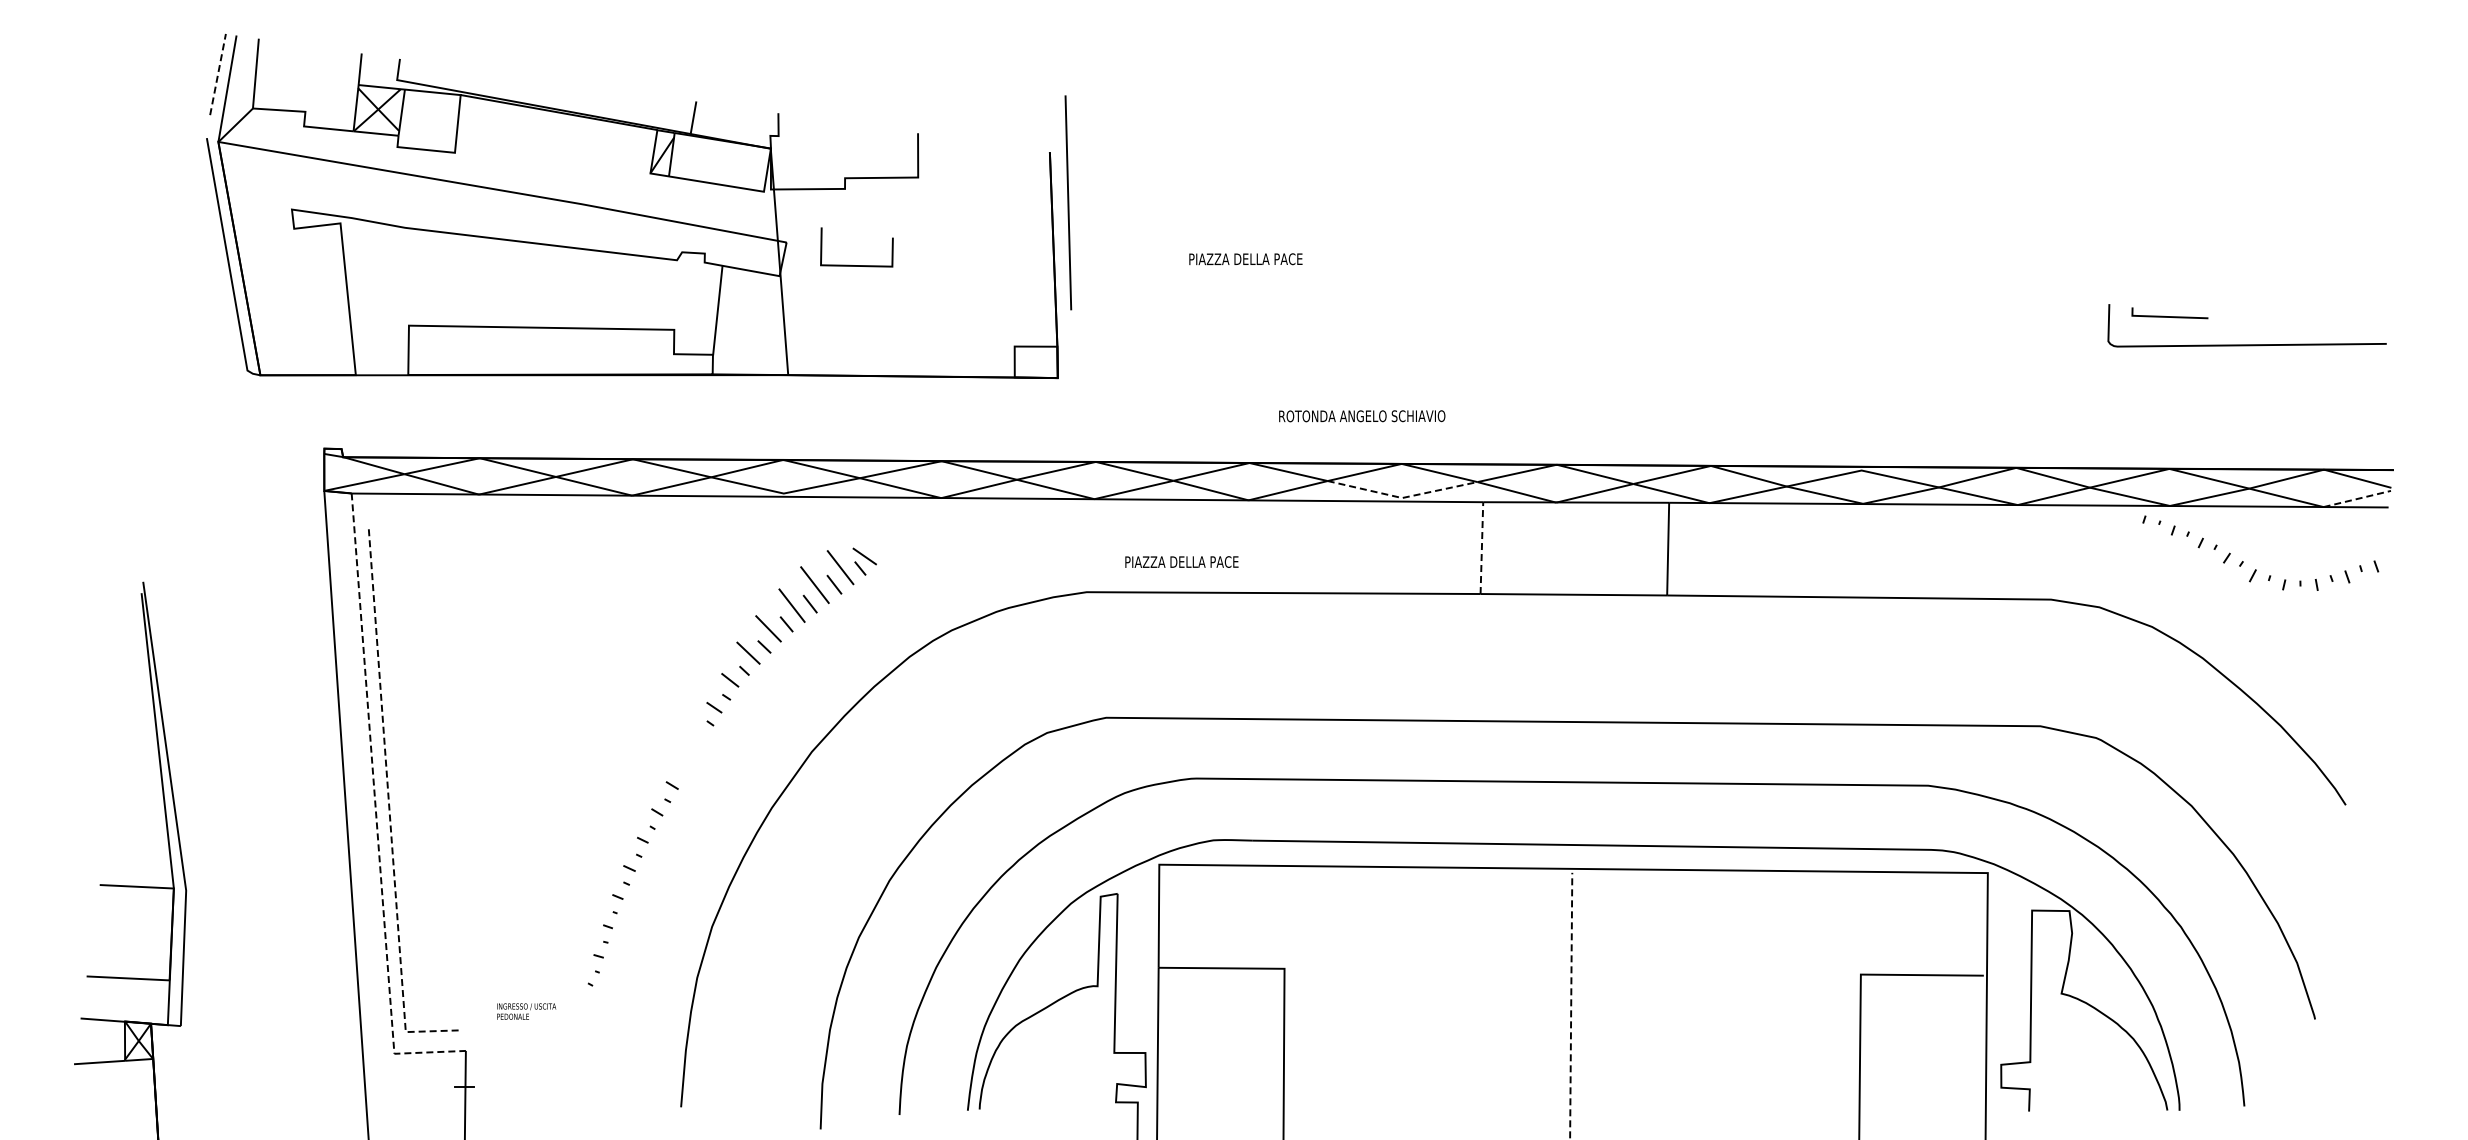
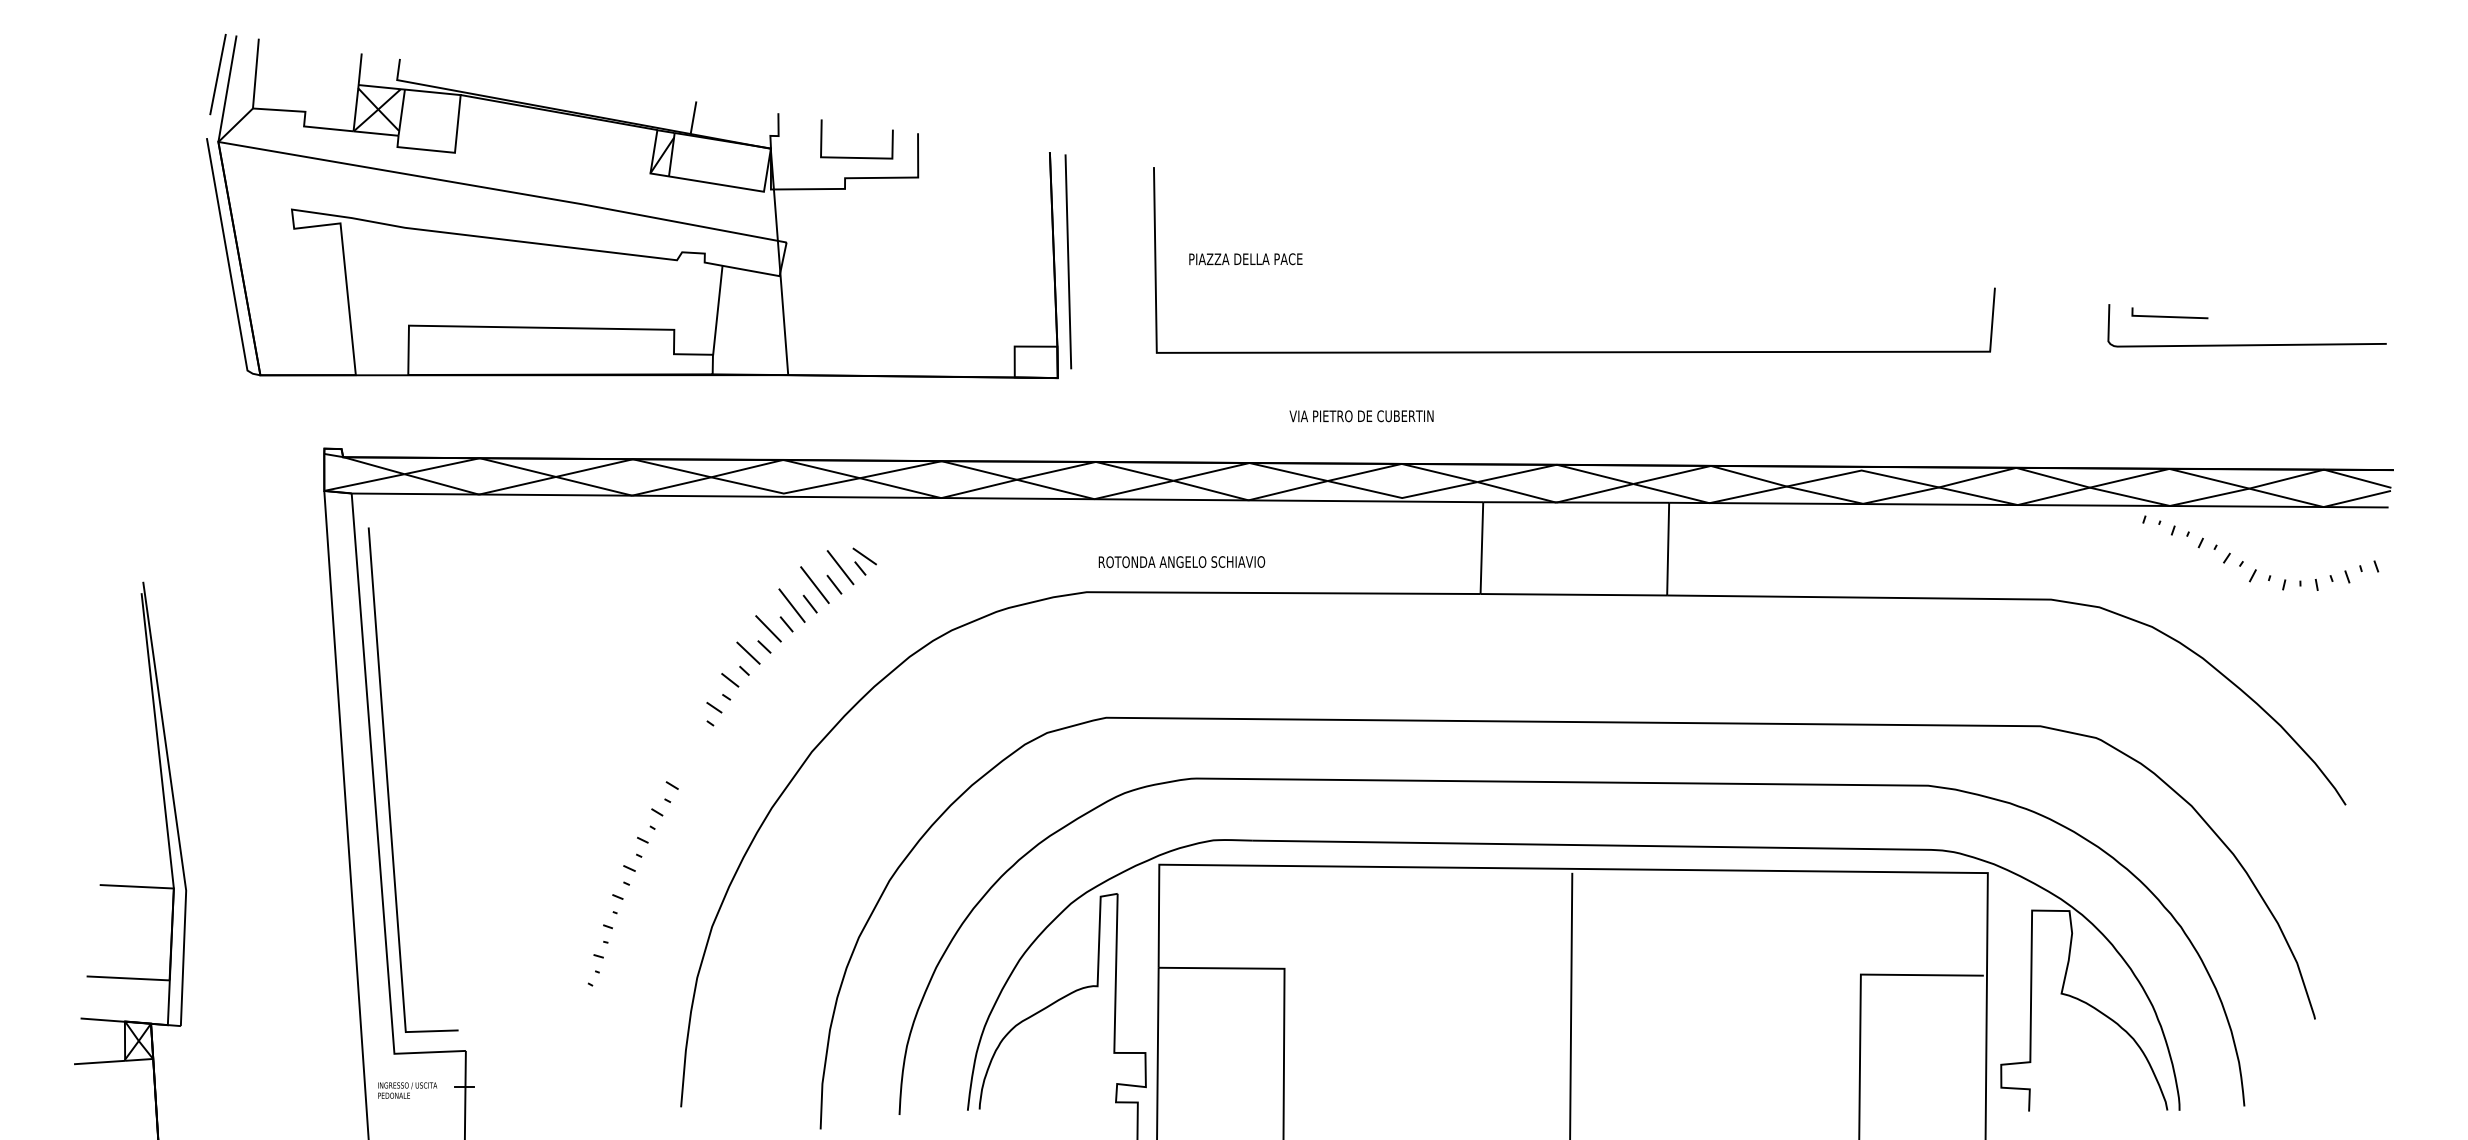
line: dashed -> solid (218, 74)
line position: (1068, 202) -> (1068, 261) (1068, 261)
line position: (856, 265) -> (856, 157) (856, 157)
line: none -> present (1574, 351)
text: ROTONDA ANGELO SCHIAVIO -> VIA PIETRO DE CUBERTIN (1362, 416)
line: dashed -> solid (1402, 498)
line: dashed -> solid (2357, 499)
line: dashed -> solid (1481, 548)
text: PIAZZA DELLA PACE -> ROTONDA ANGELO SCHIAVIO (1181, 562)
line: dashed -> solid (389, 806)
line: dashed -> solid (375, 809)
line: dashed -> solid (1571, 1005)
text position: (526, 1011) -> (407, 1090) (407, 1090)
